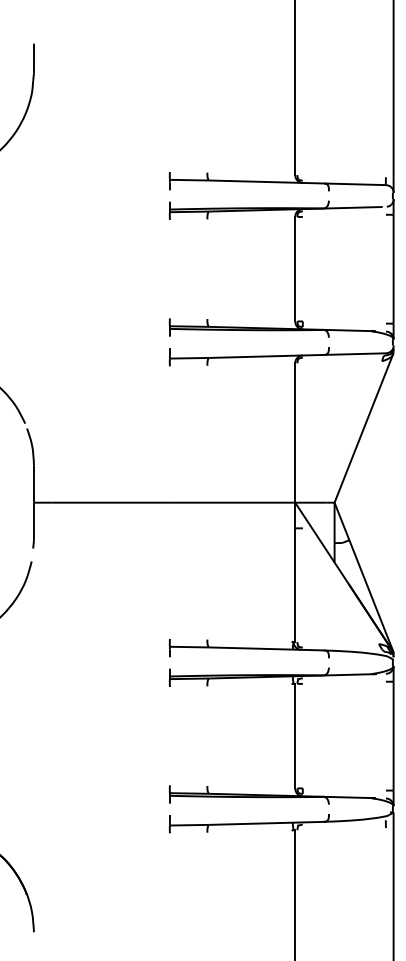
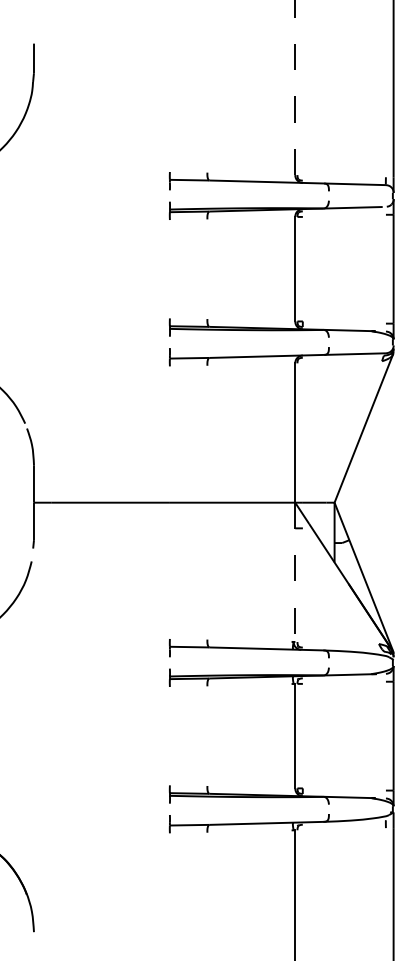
line: solid -> dashed (295, 87)
line: solid -> dashed (295, 572)
